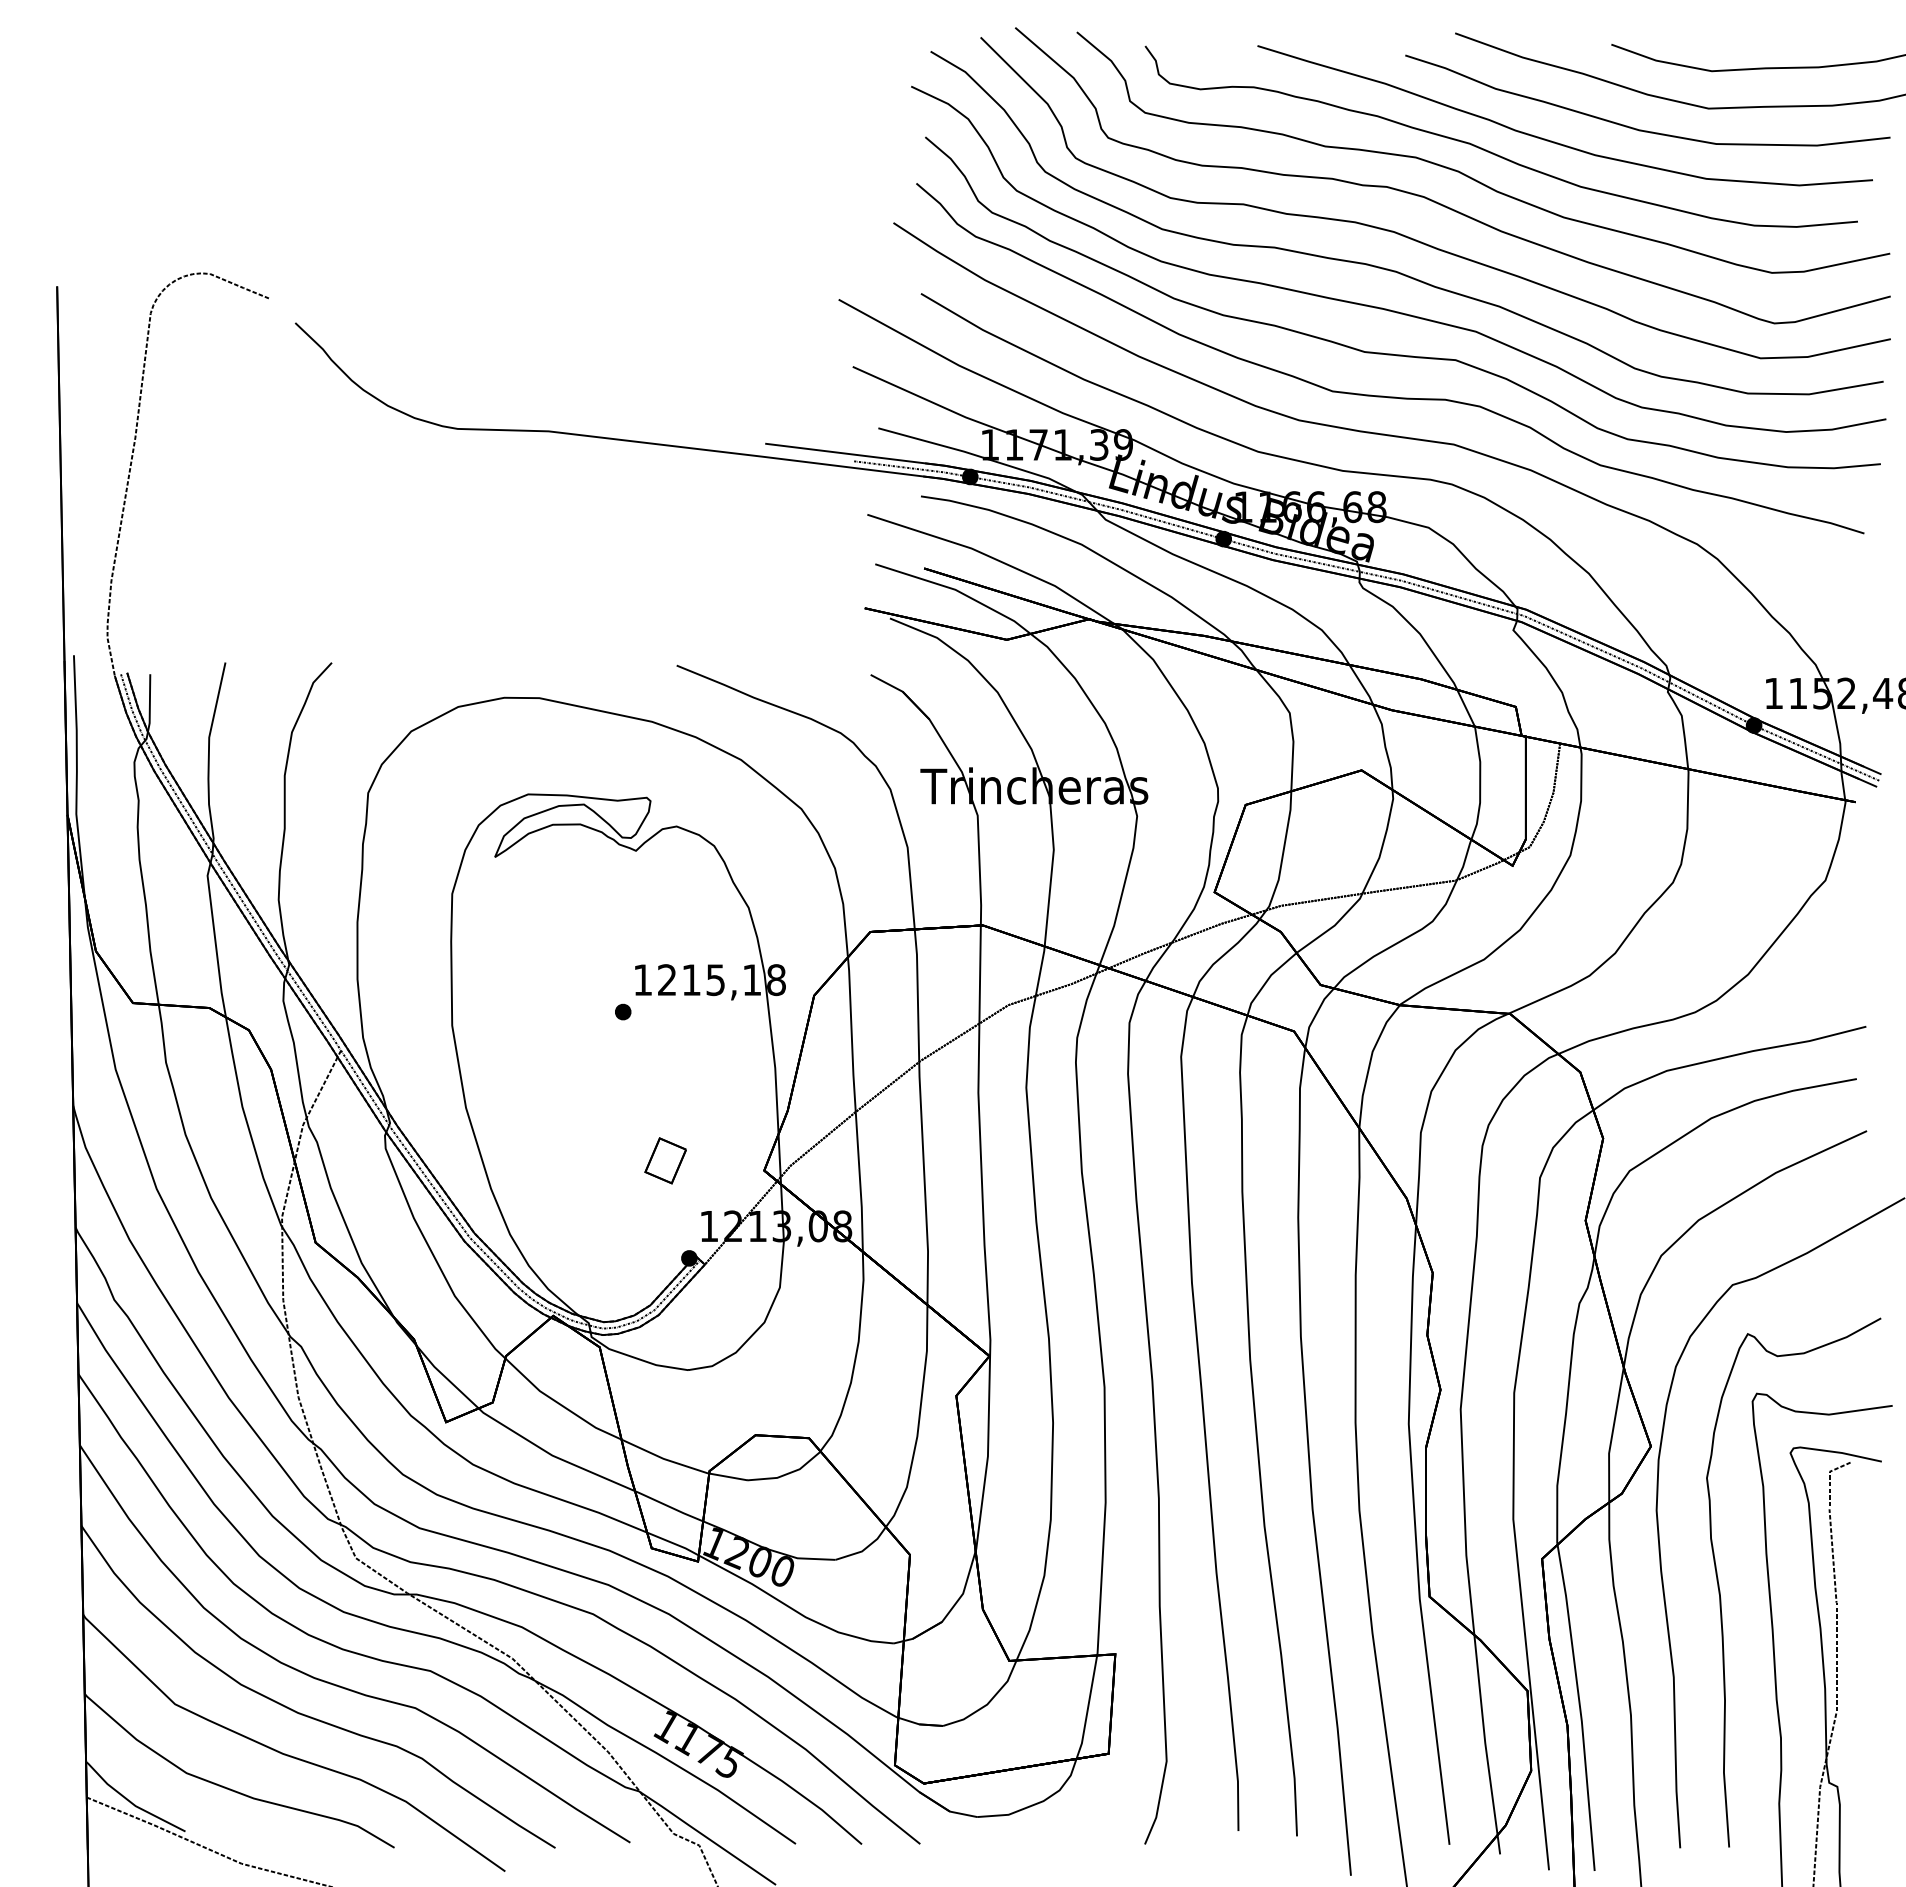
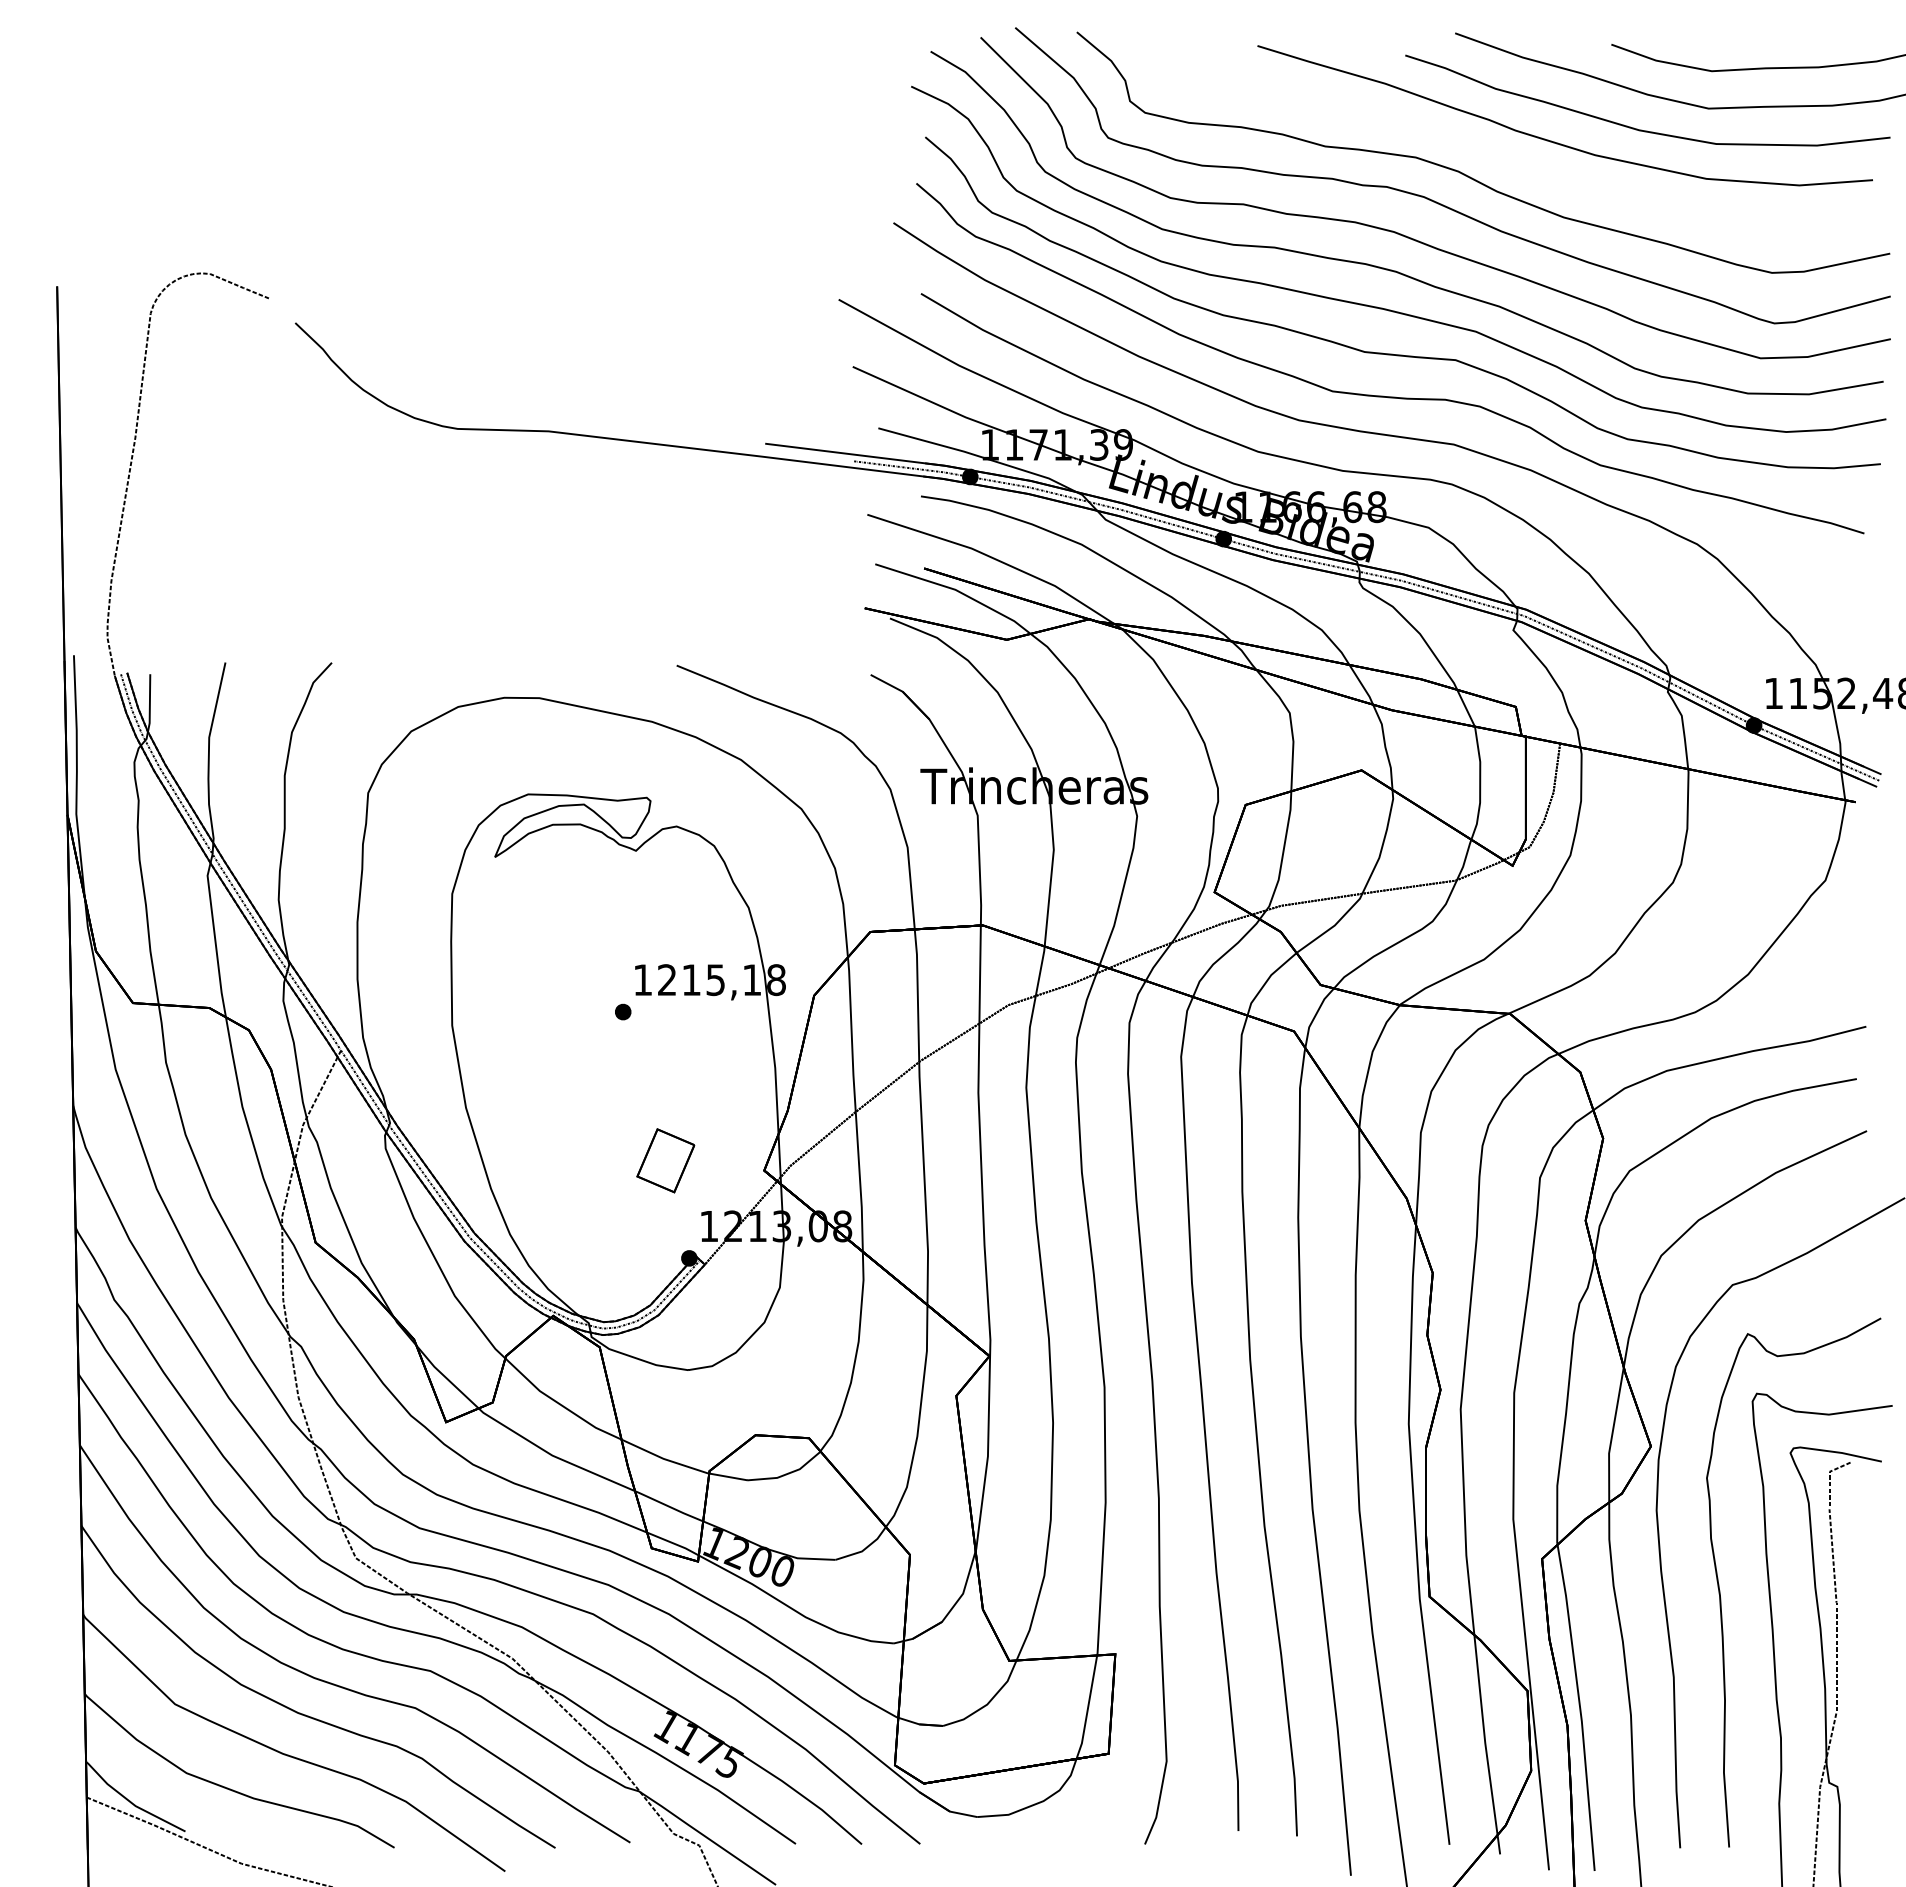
part: present -> none (1493, 152)
part size: 43x48 px -> 60x66 px (665, 1160)
